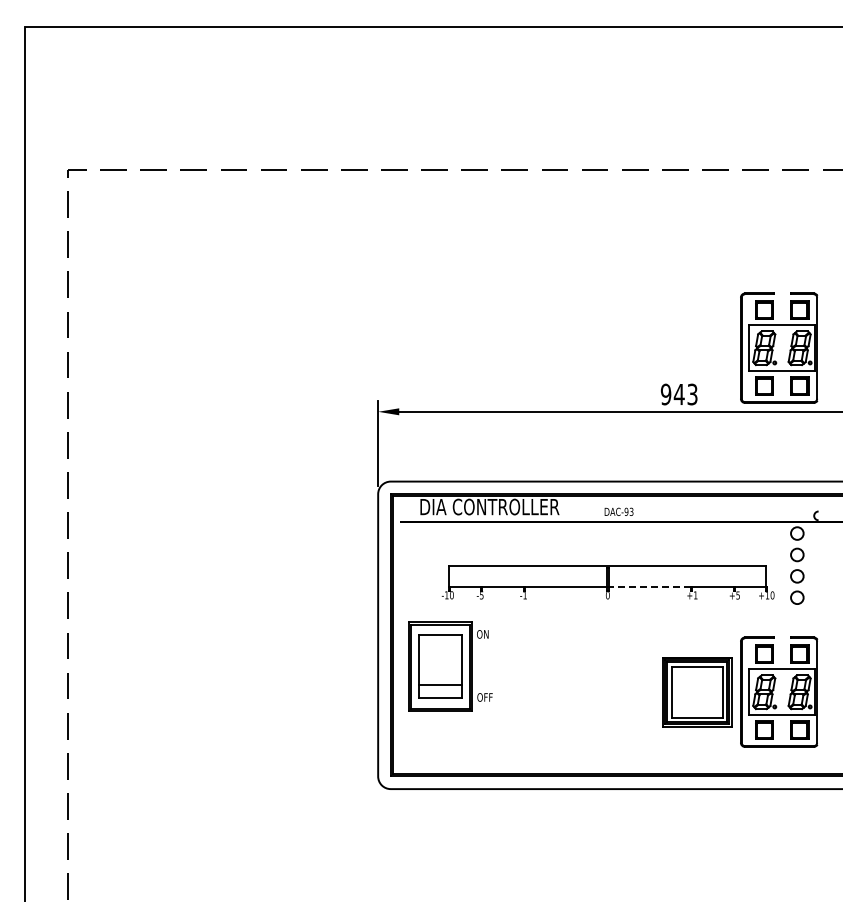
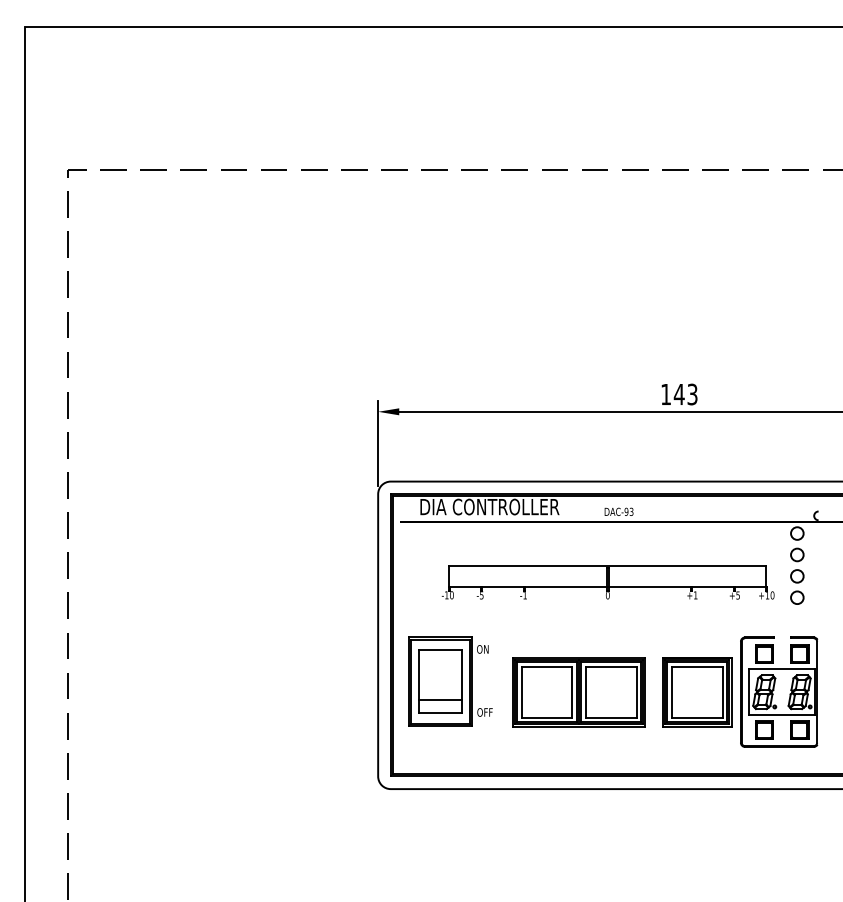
part: present -> none (779, 347)
text: 943 -> 143 (665, 394)
line: dashed -> solid (649, 586)
part position: (450, 666) -> (450, 681) (450, 681)
part: none -> present (578, 692)
